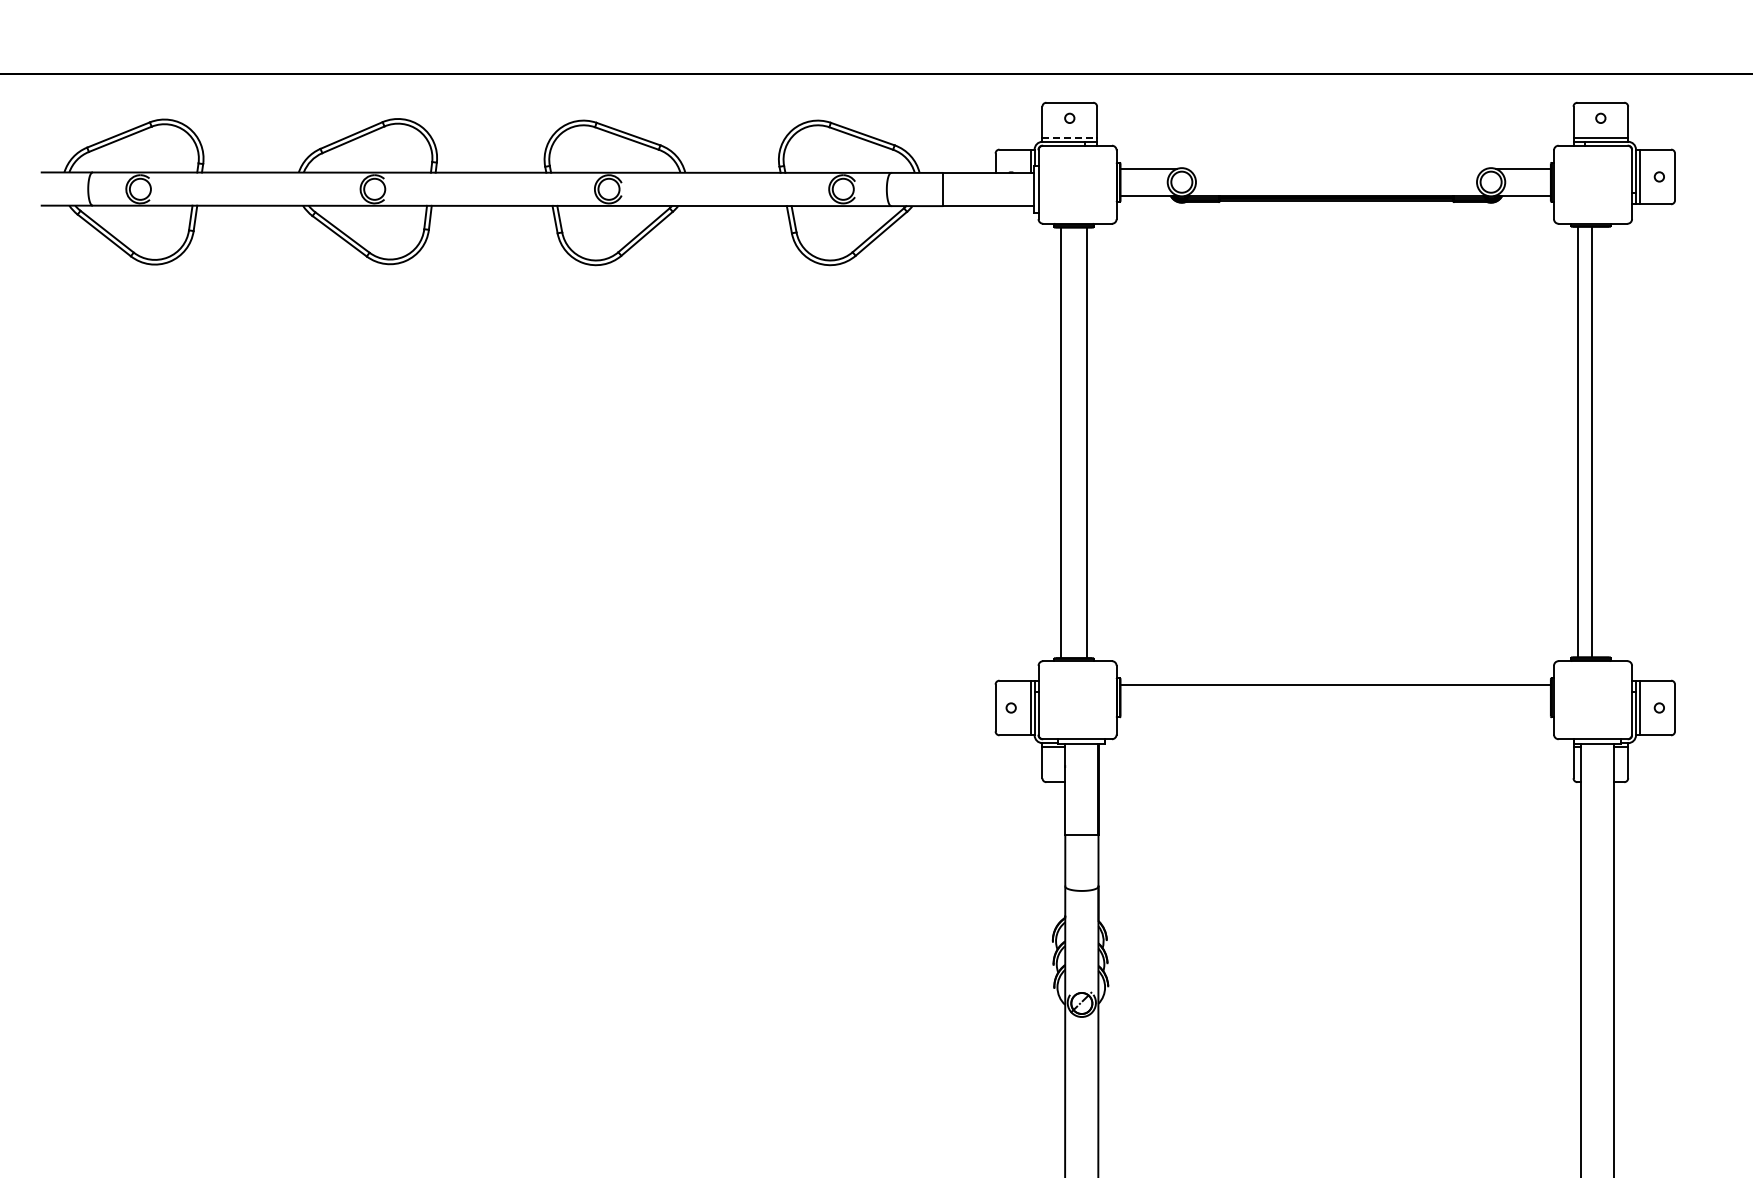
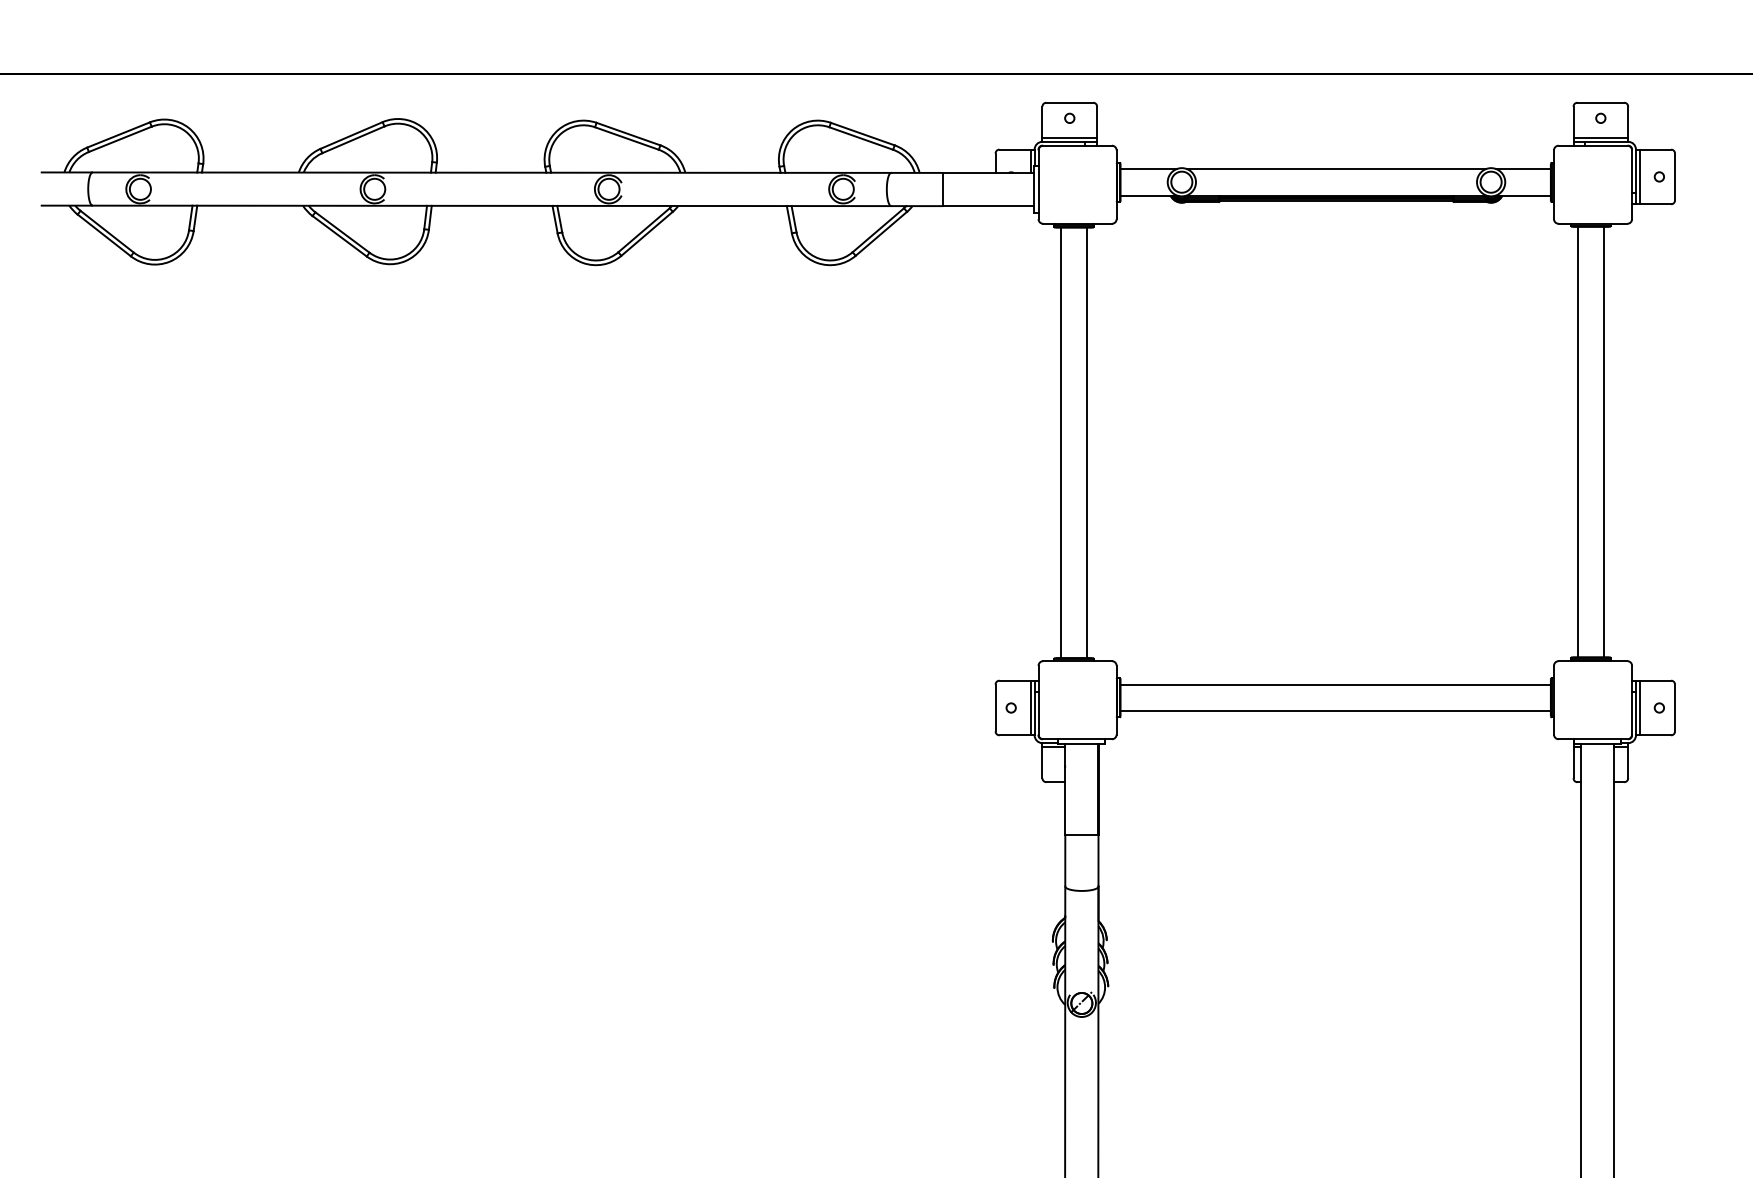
line: dashed -> solid (1070, 137)
line: none -> present (1336, 169)
line position: (1592, 441) -> (1604, 441) (1604, 441)
line: none -> present (1335, 711)
